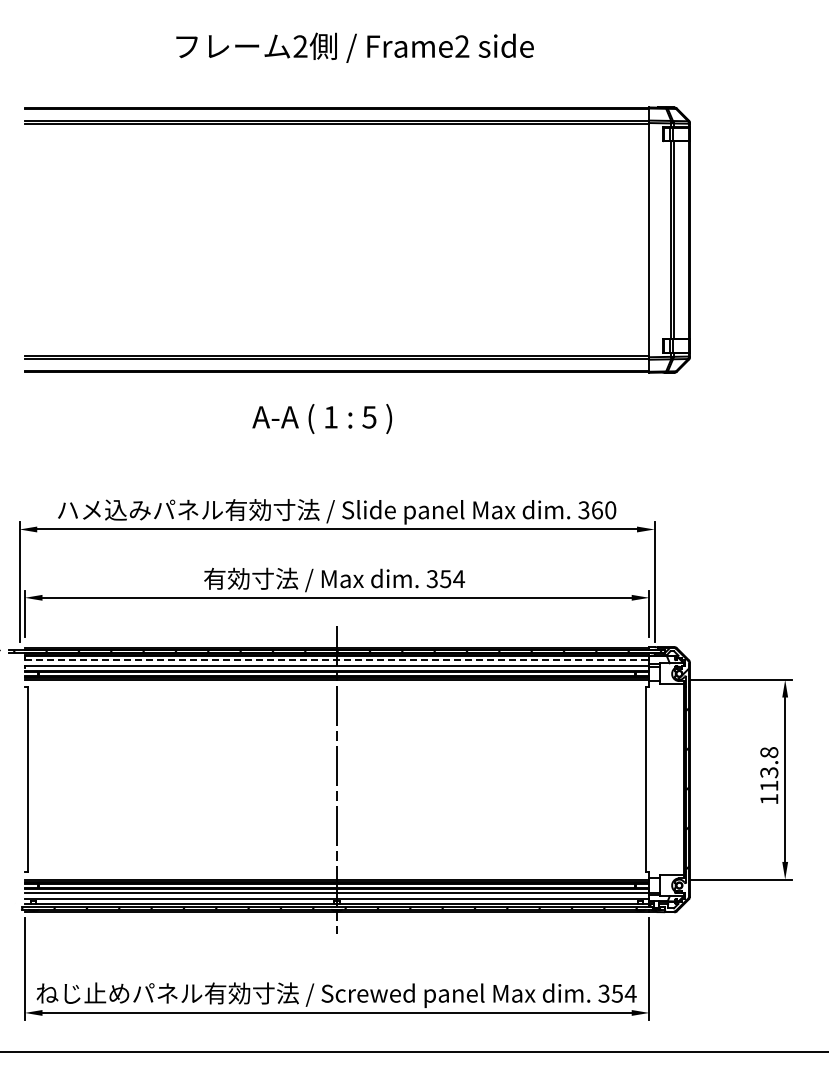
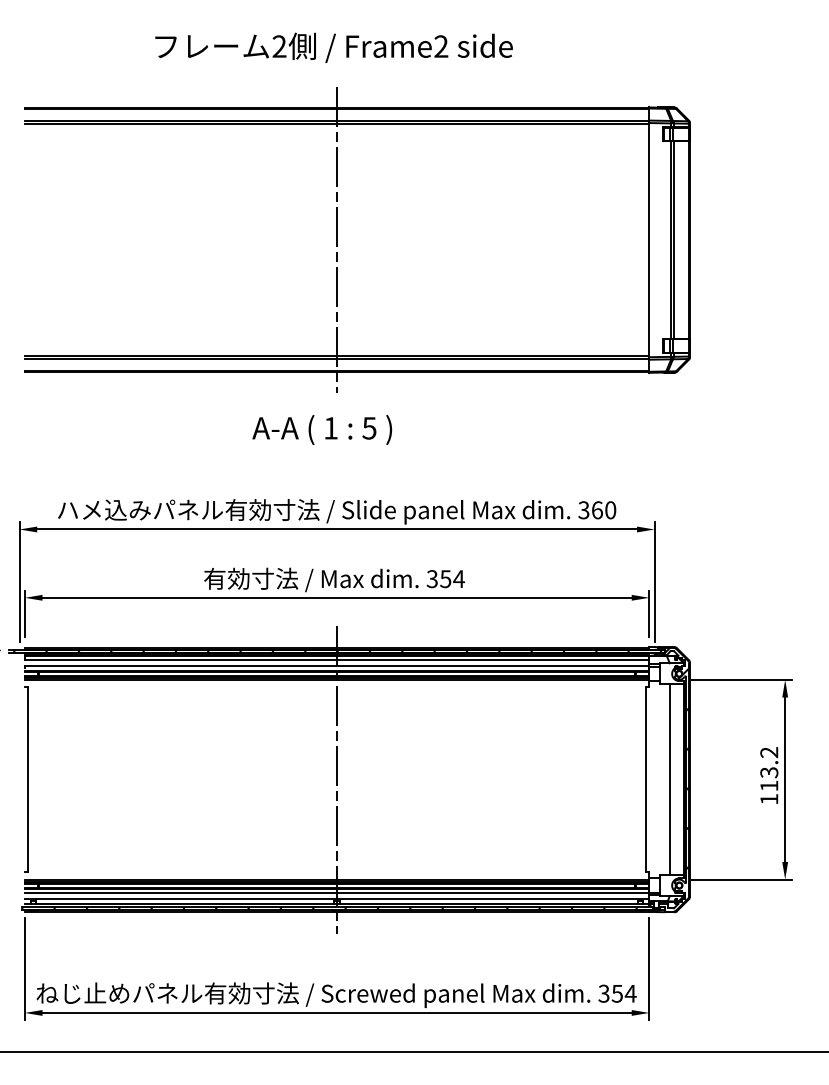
text position: (354, 47) -> (333, 47) (333, 47)
line: none -> present (337, 239)
text position: (322, 418) -> (322, 429) (322, 429)
line: dashed -> solid (337, 660)
text: 113.8 -> 113.2 (769, 752)
line: none -> present (670, 779)
